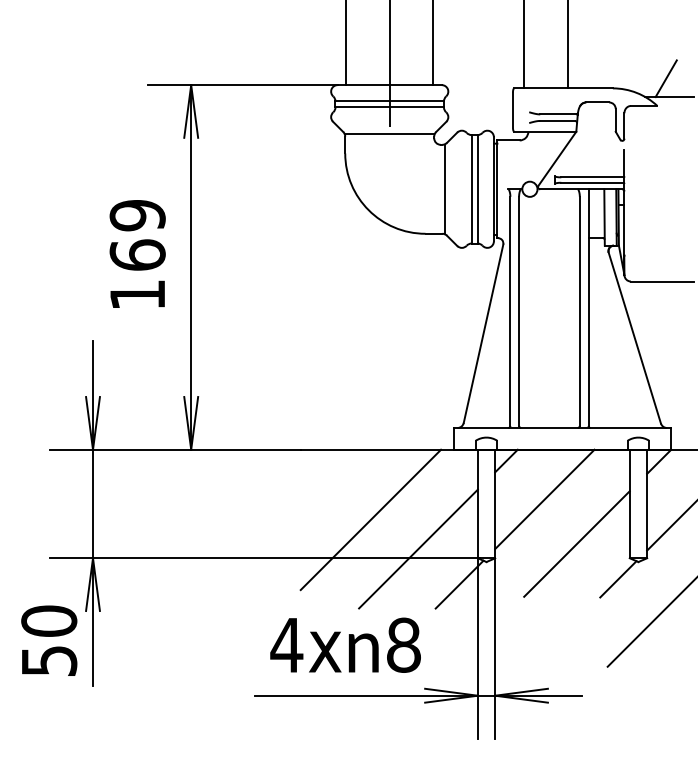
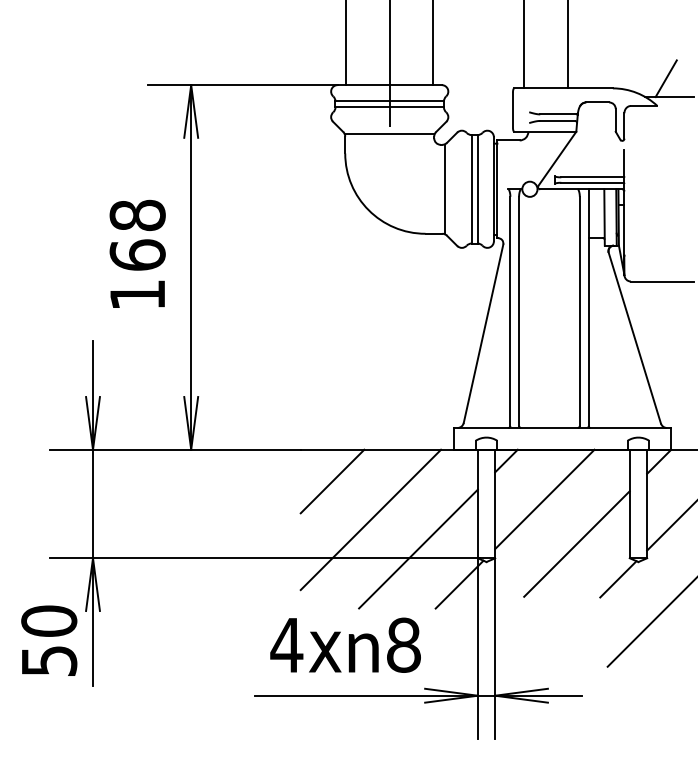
text: 169 -> 168 (137, 215)
line: none -> present (332, 481)
